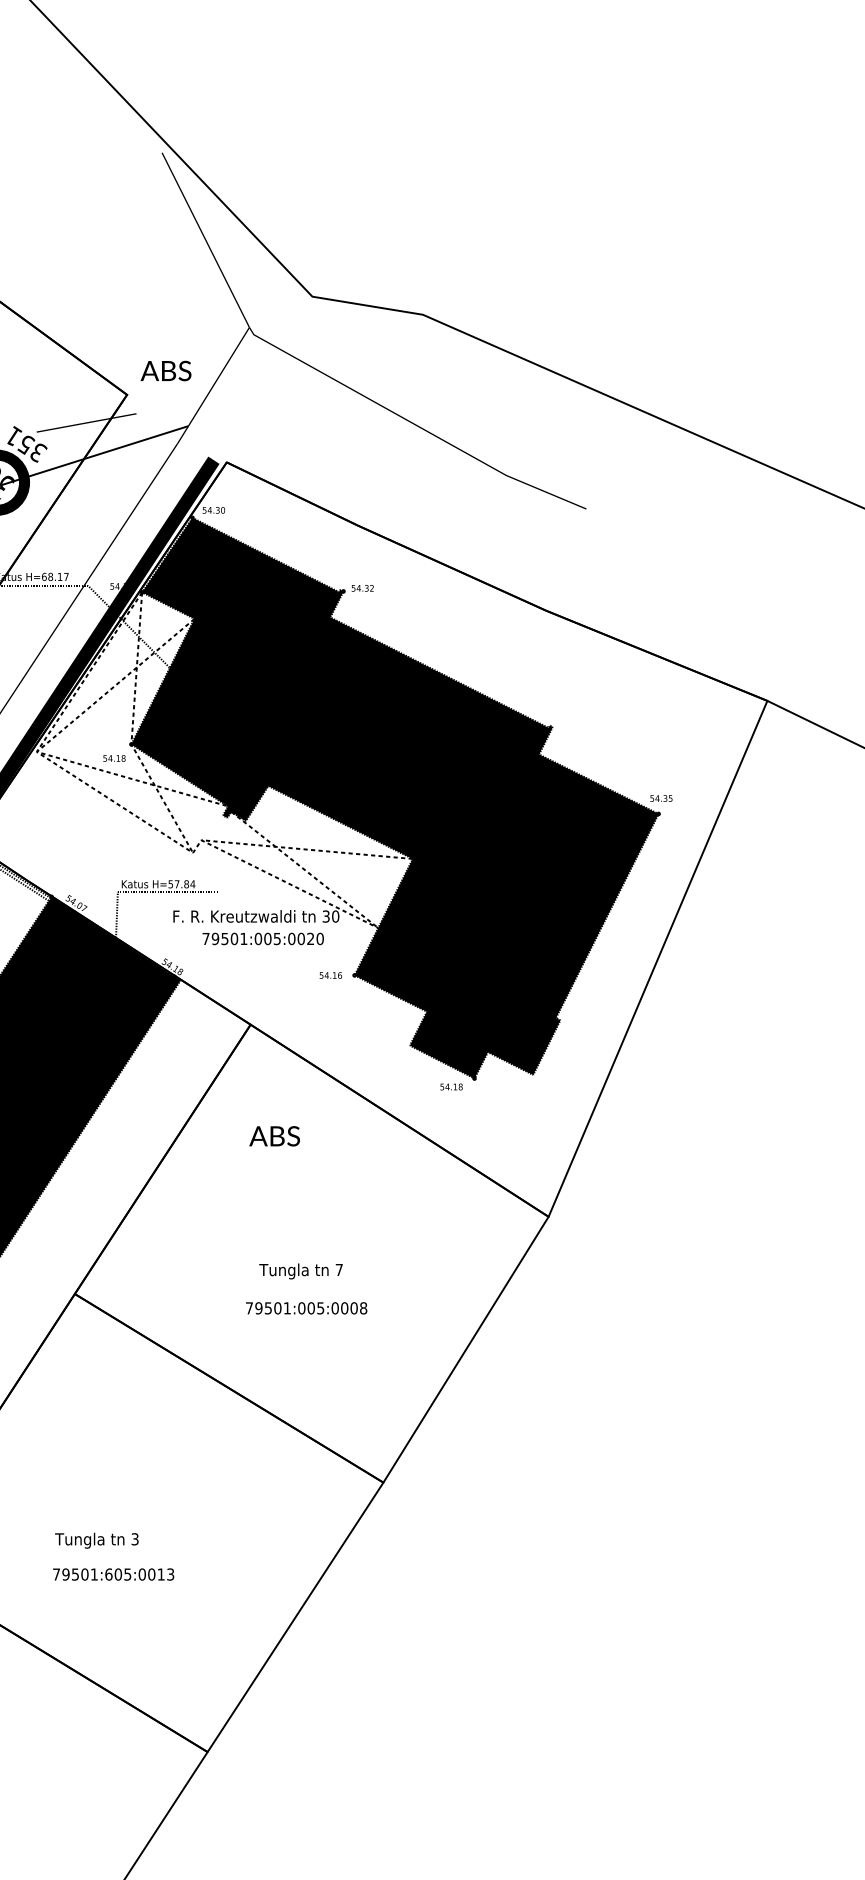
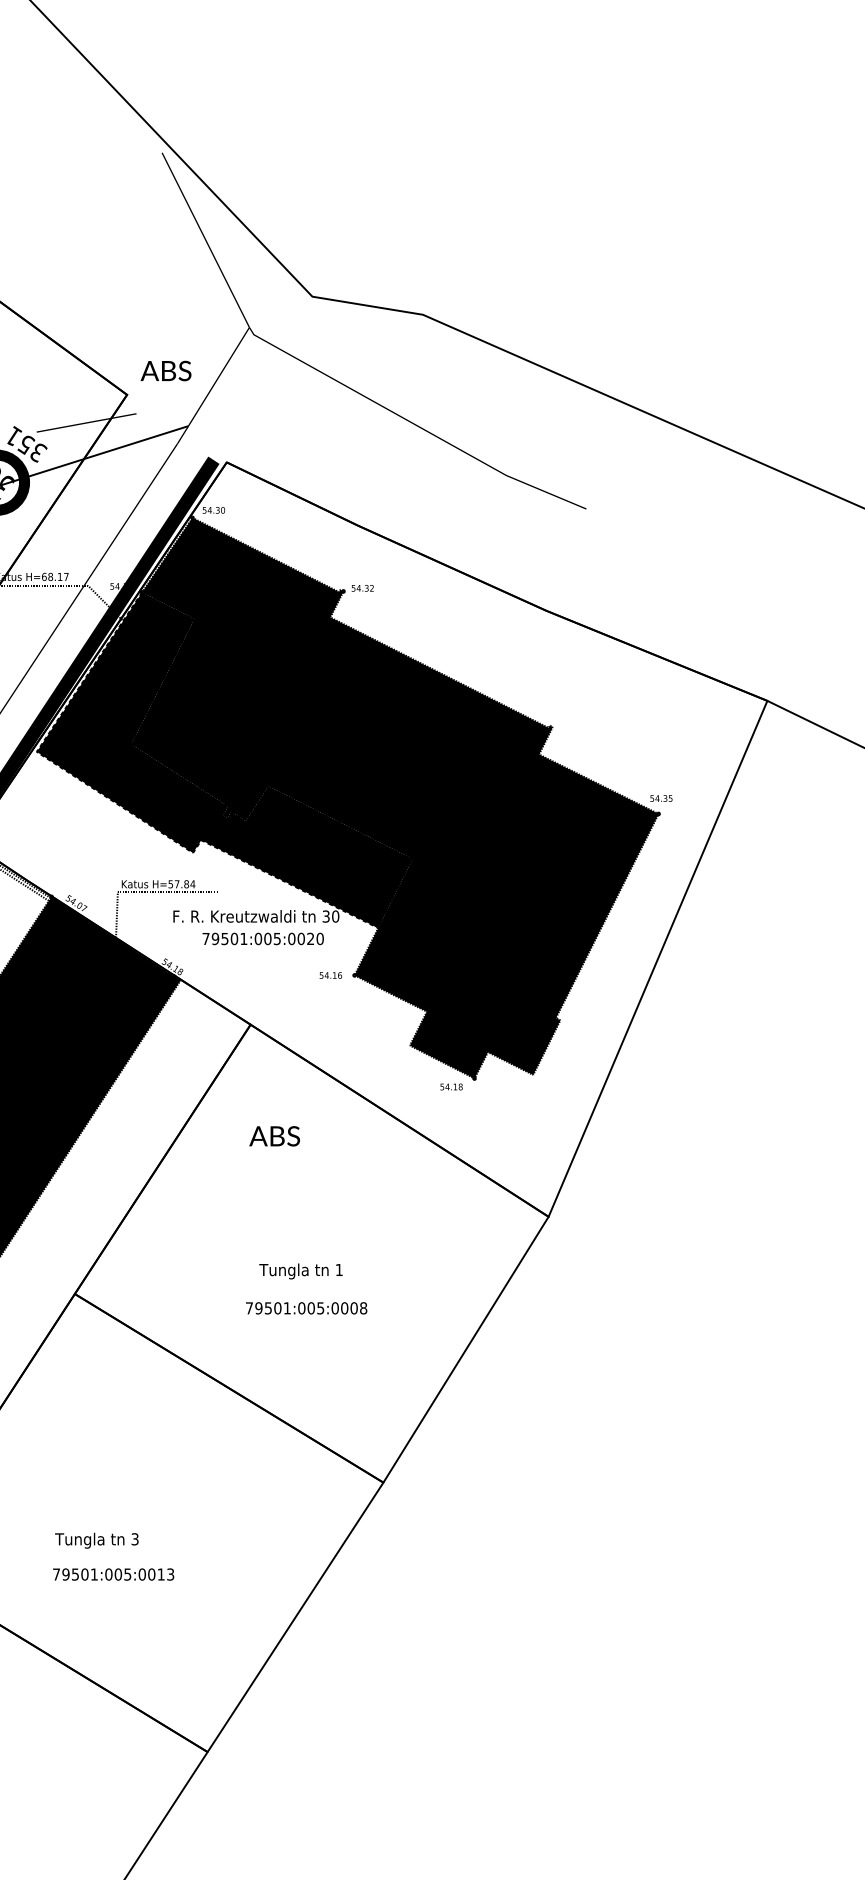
fill: none -> present (224, 760)
text: 7 -> 1 (338, 1269)
text: 79501:605:0013 -> 79501:005:0013 (108, 1574)
